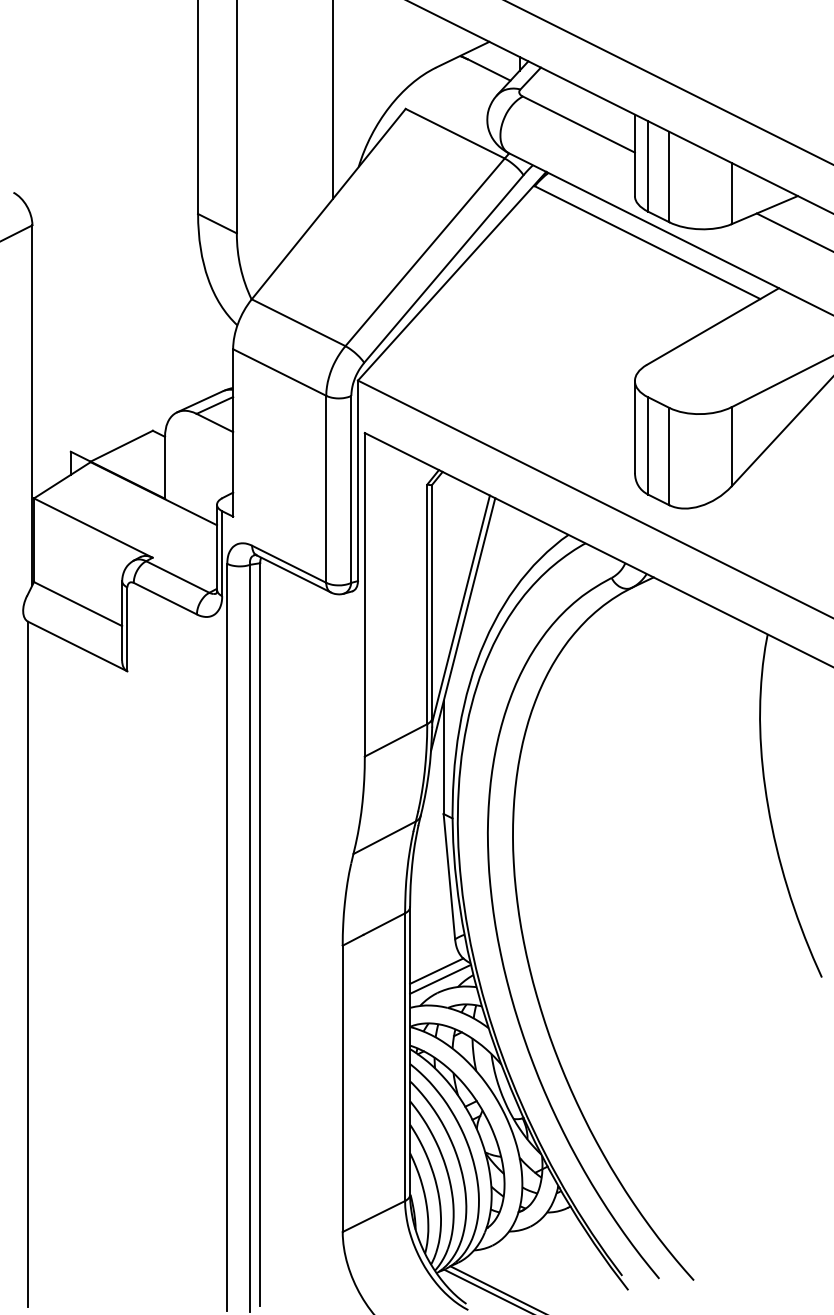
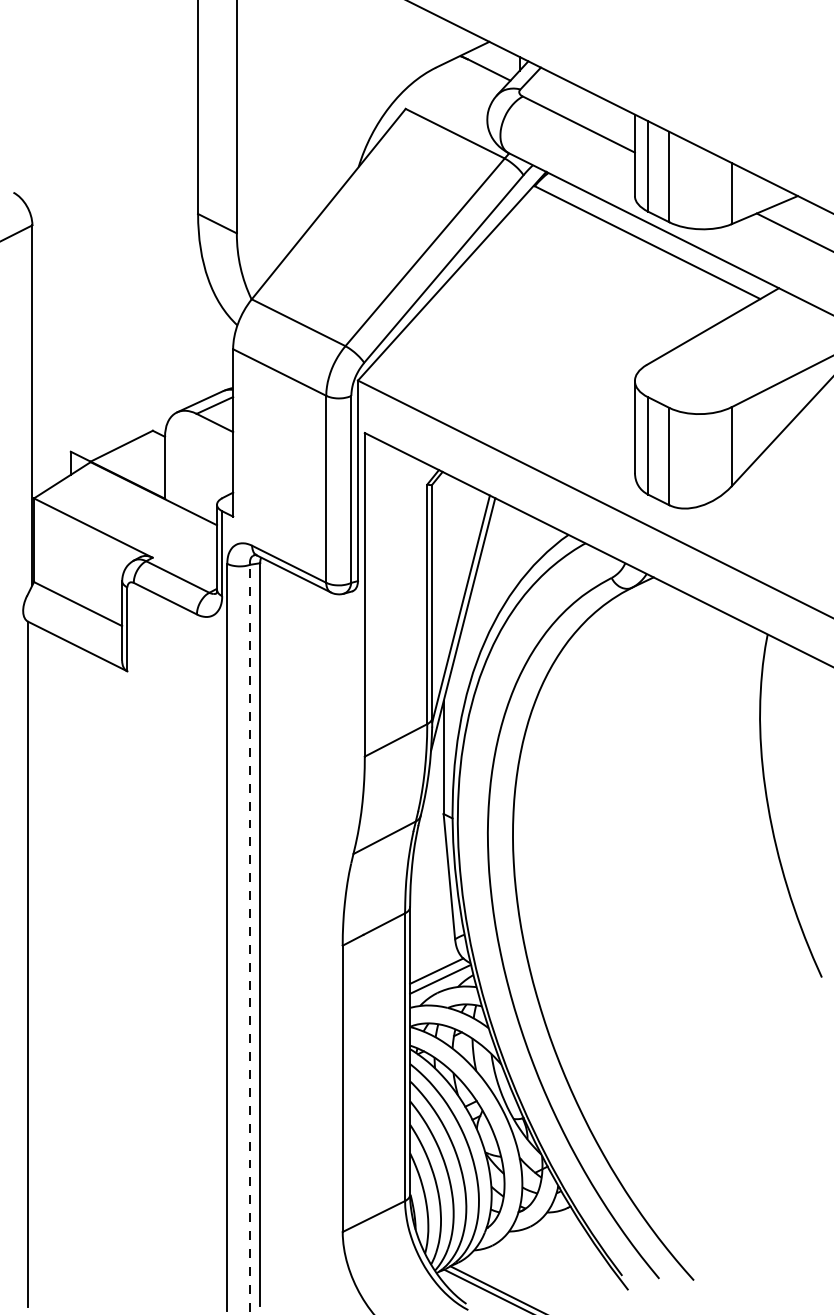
line: present -> none (669, 82)
line: present -> none (332, 100)
line: solid -> dashed (250, 937)
